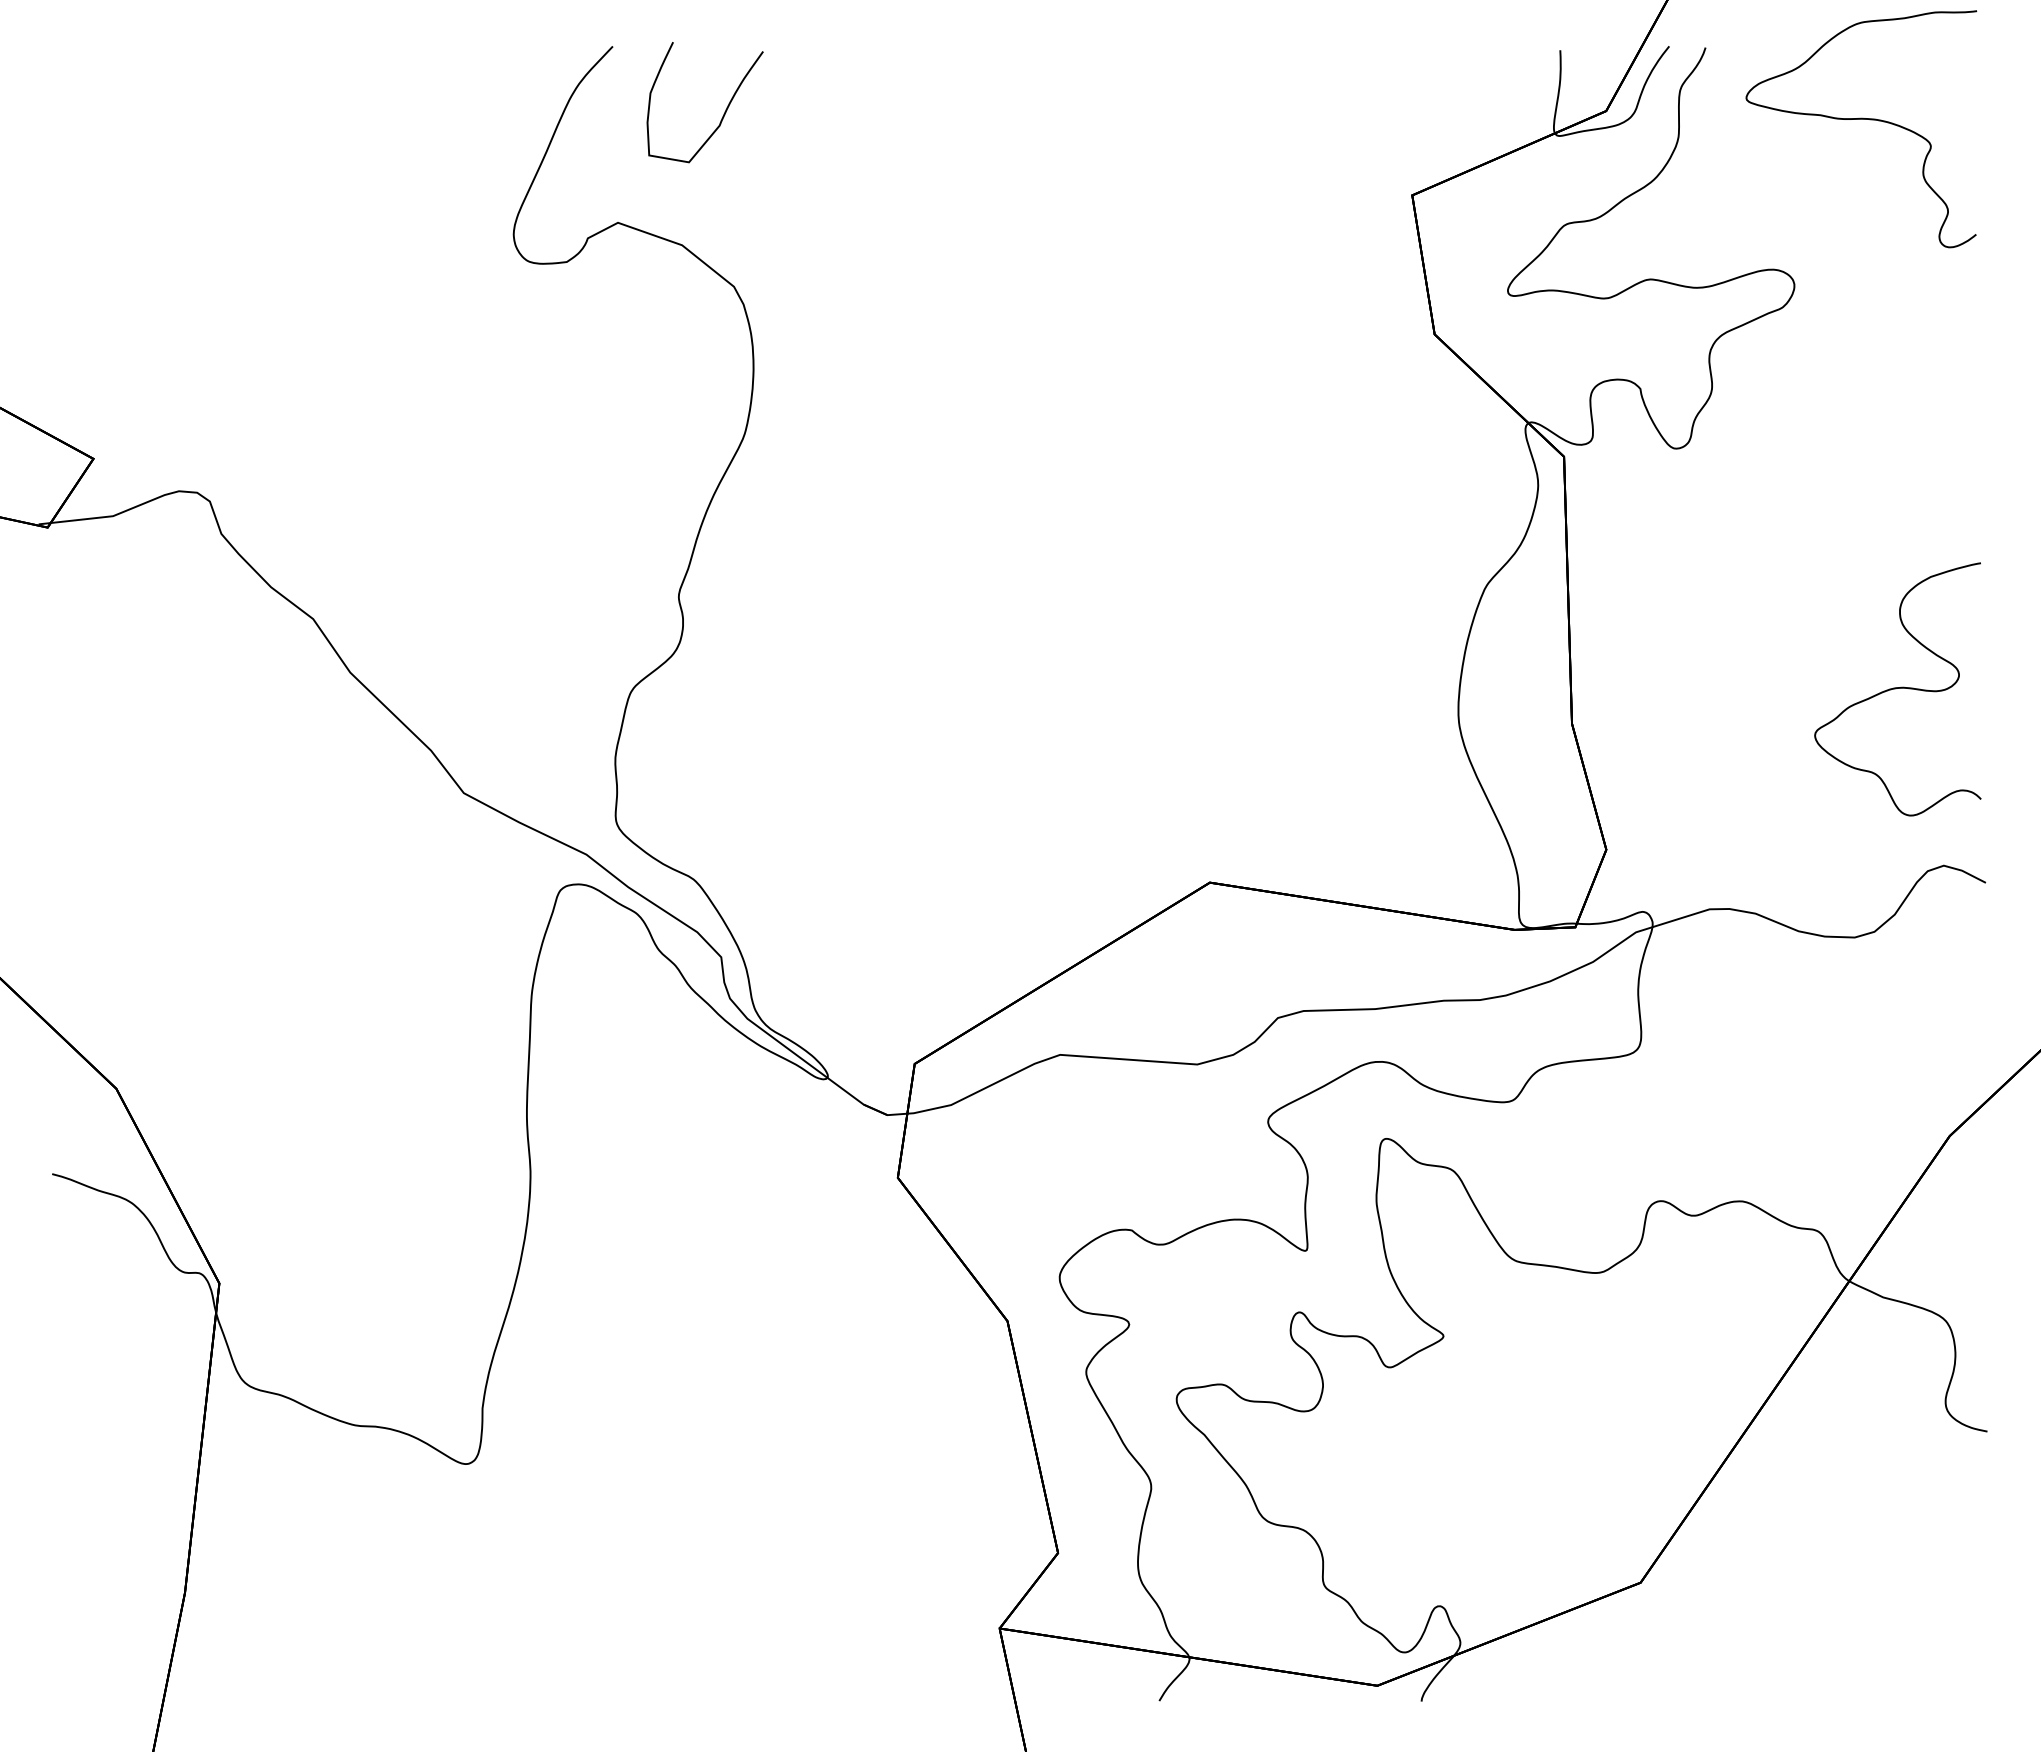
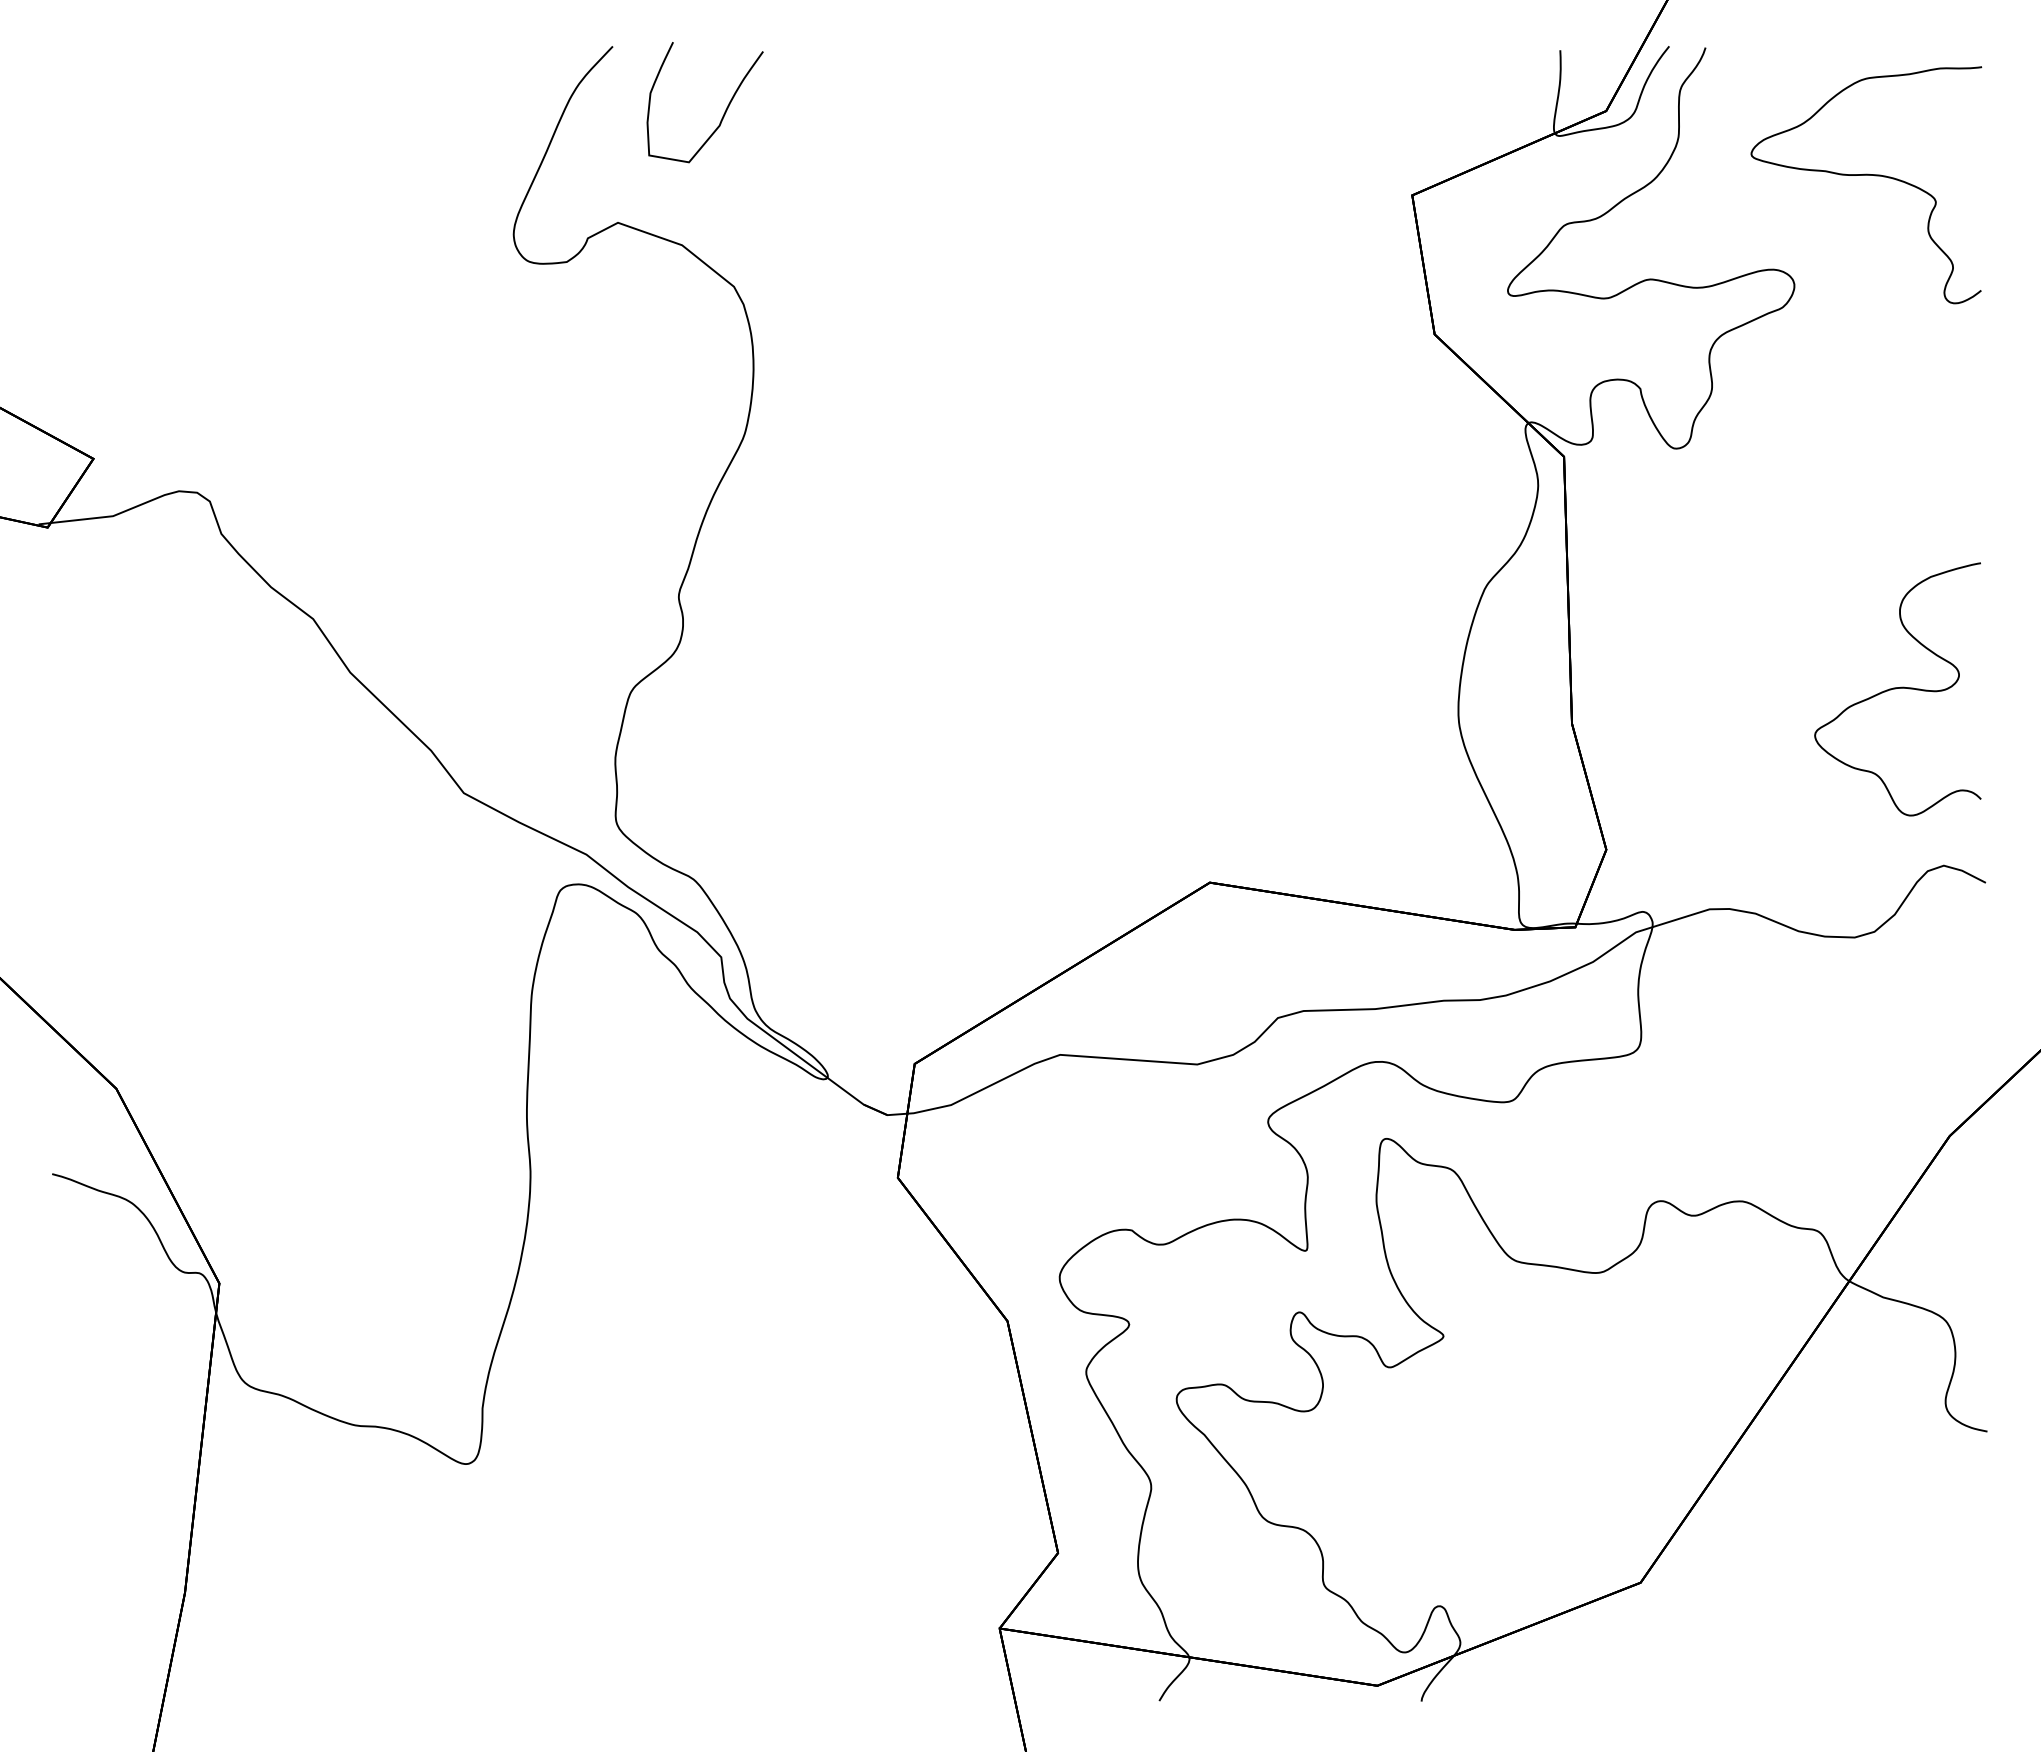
curve position: (1861, 119) -> (1866, 175) (1866, 175)
